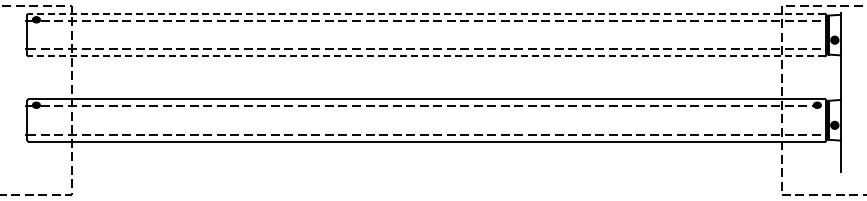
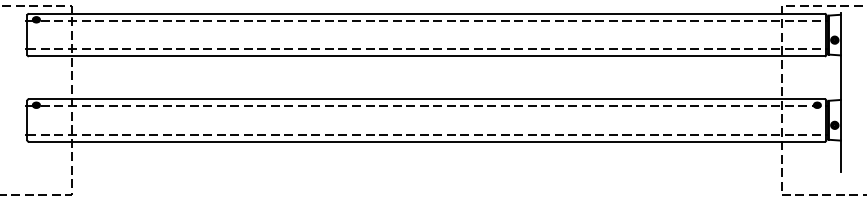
line: dashed -> solid (426, 13)
line: dashed -> solid (426, 56)
